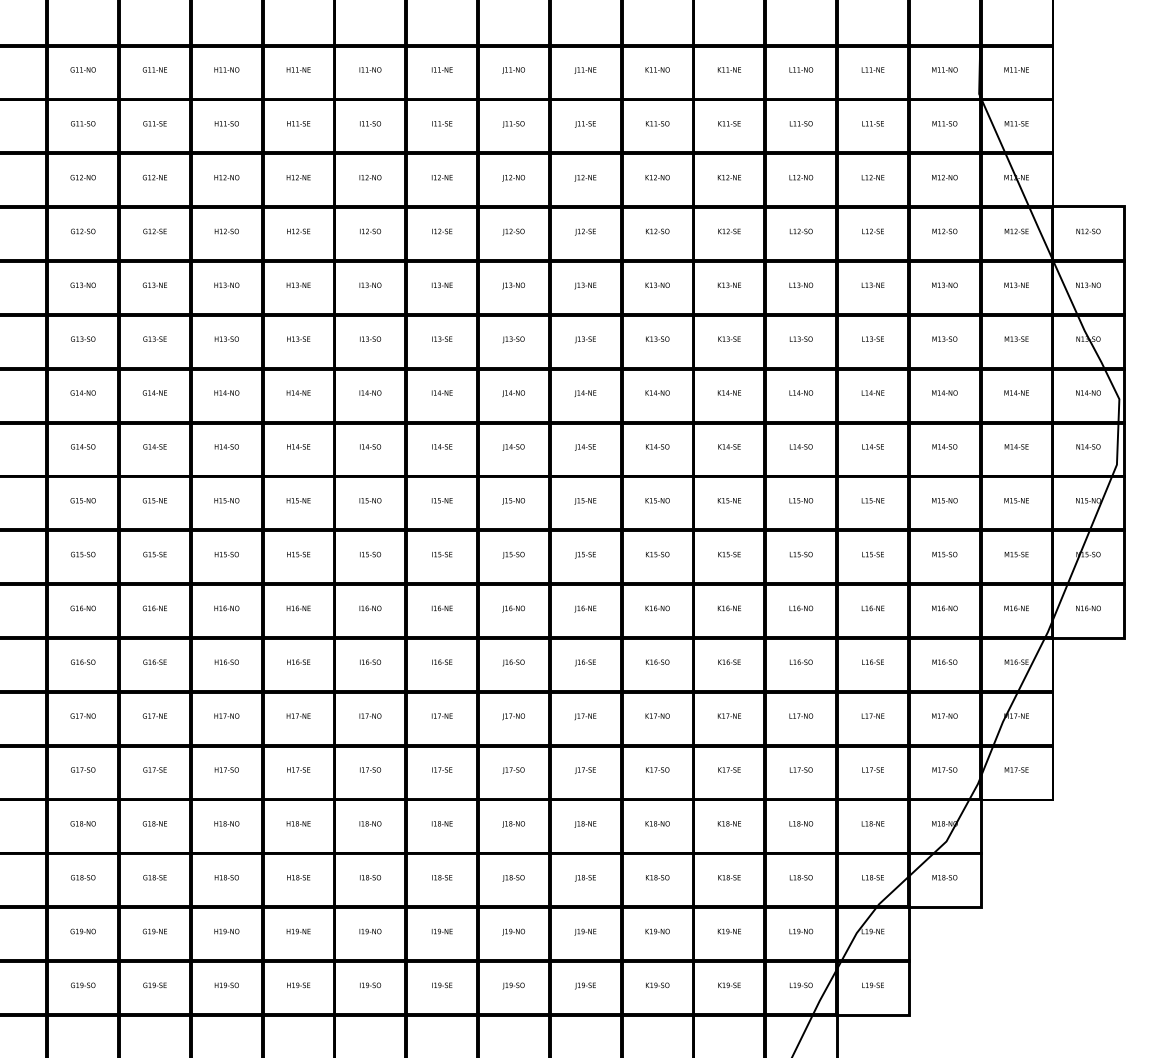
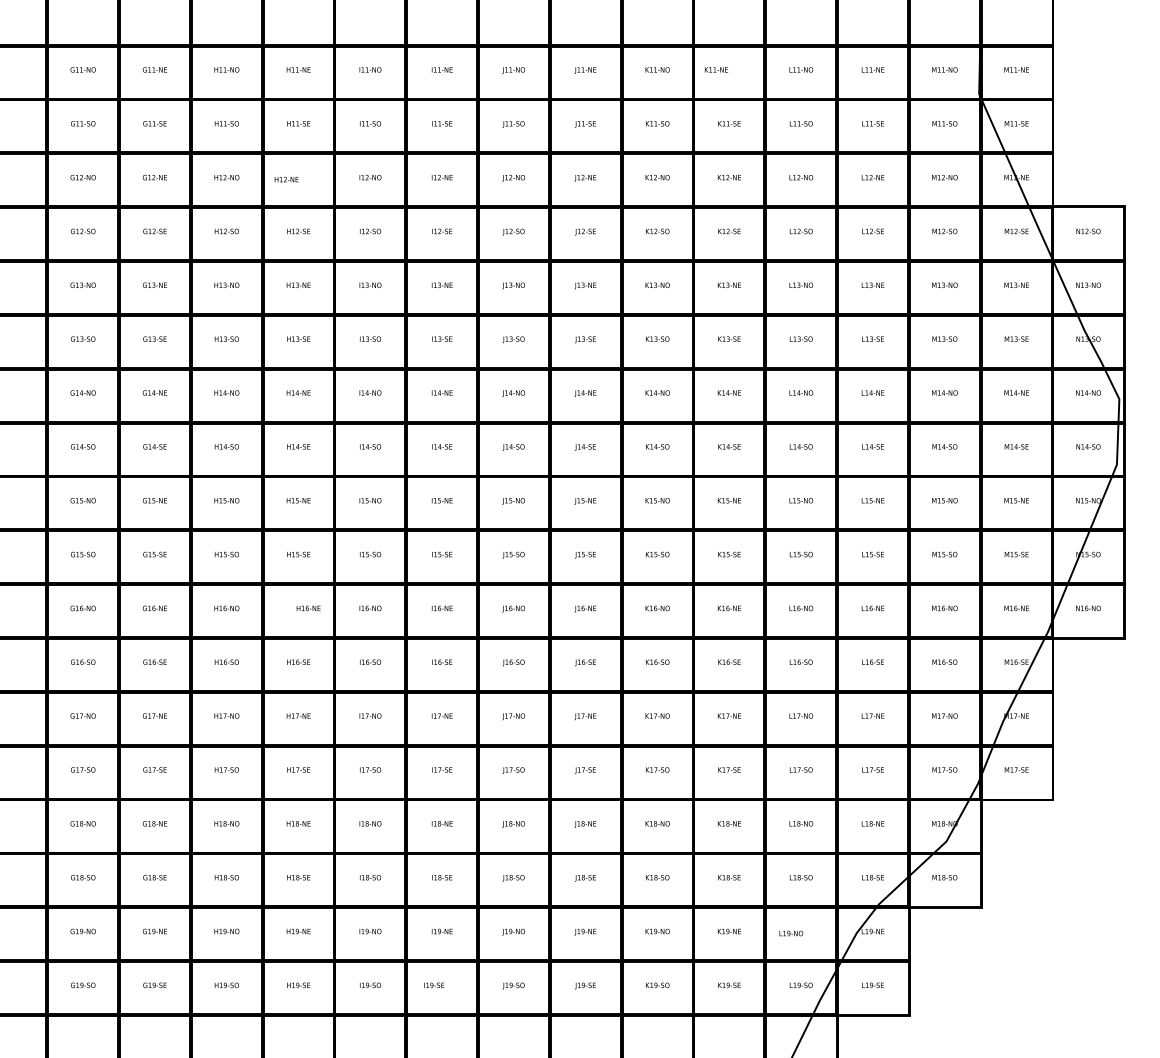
text position: (728, 69) -> (715, 69) (715, 69)
text position: (298, 177) -> (286, 179) (286, 179)
text position: (298, 608) -> (308, 608) (308, 608)
text position: (801, 931) -> (791, 933) (791, 933)
text position: (442, 985) -> (434, 985) (434, 985)
